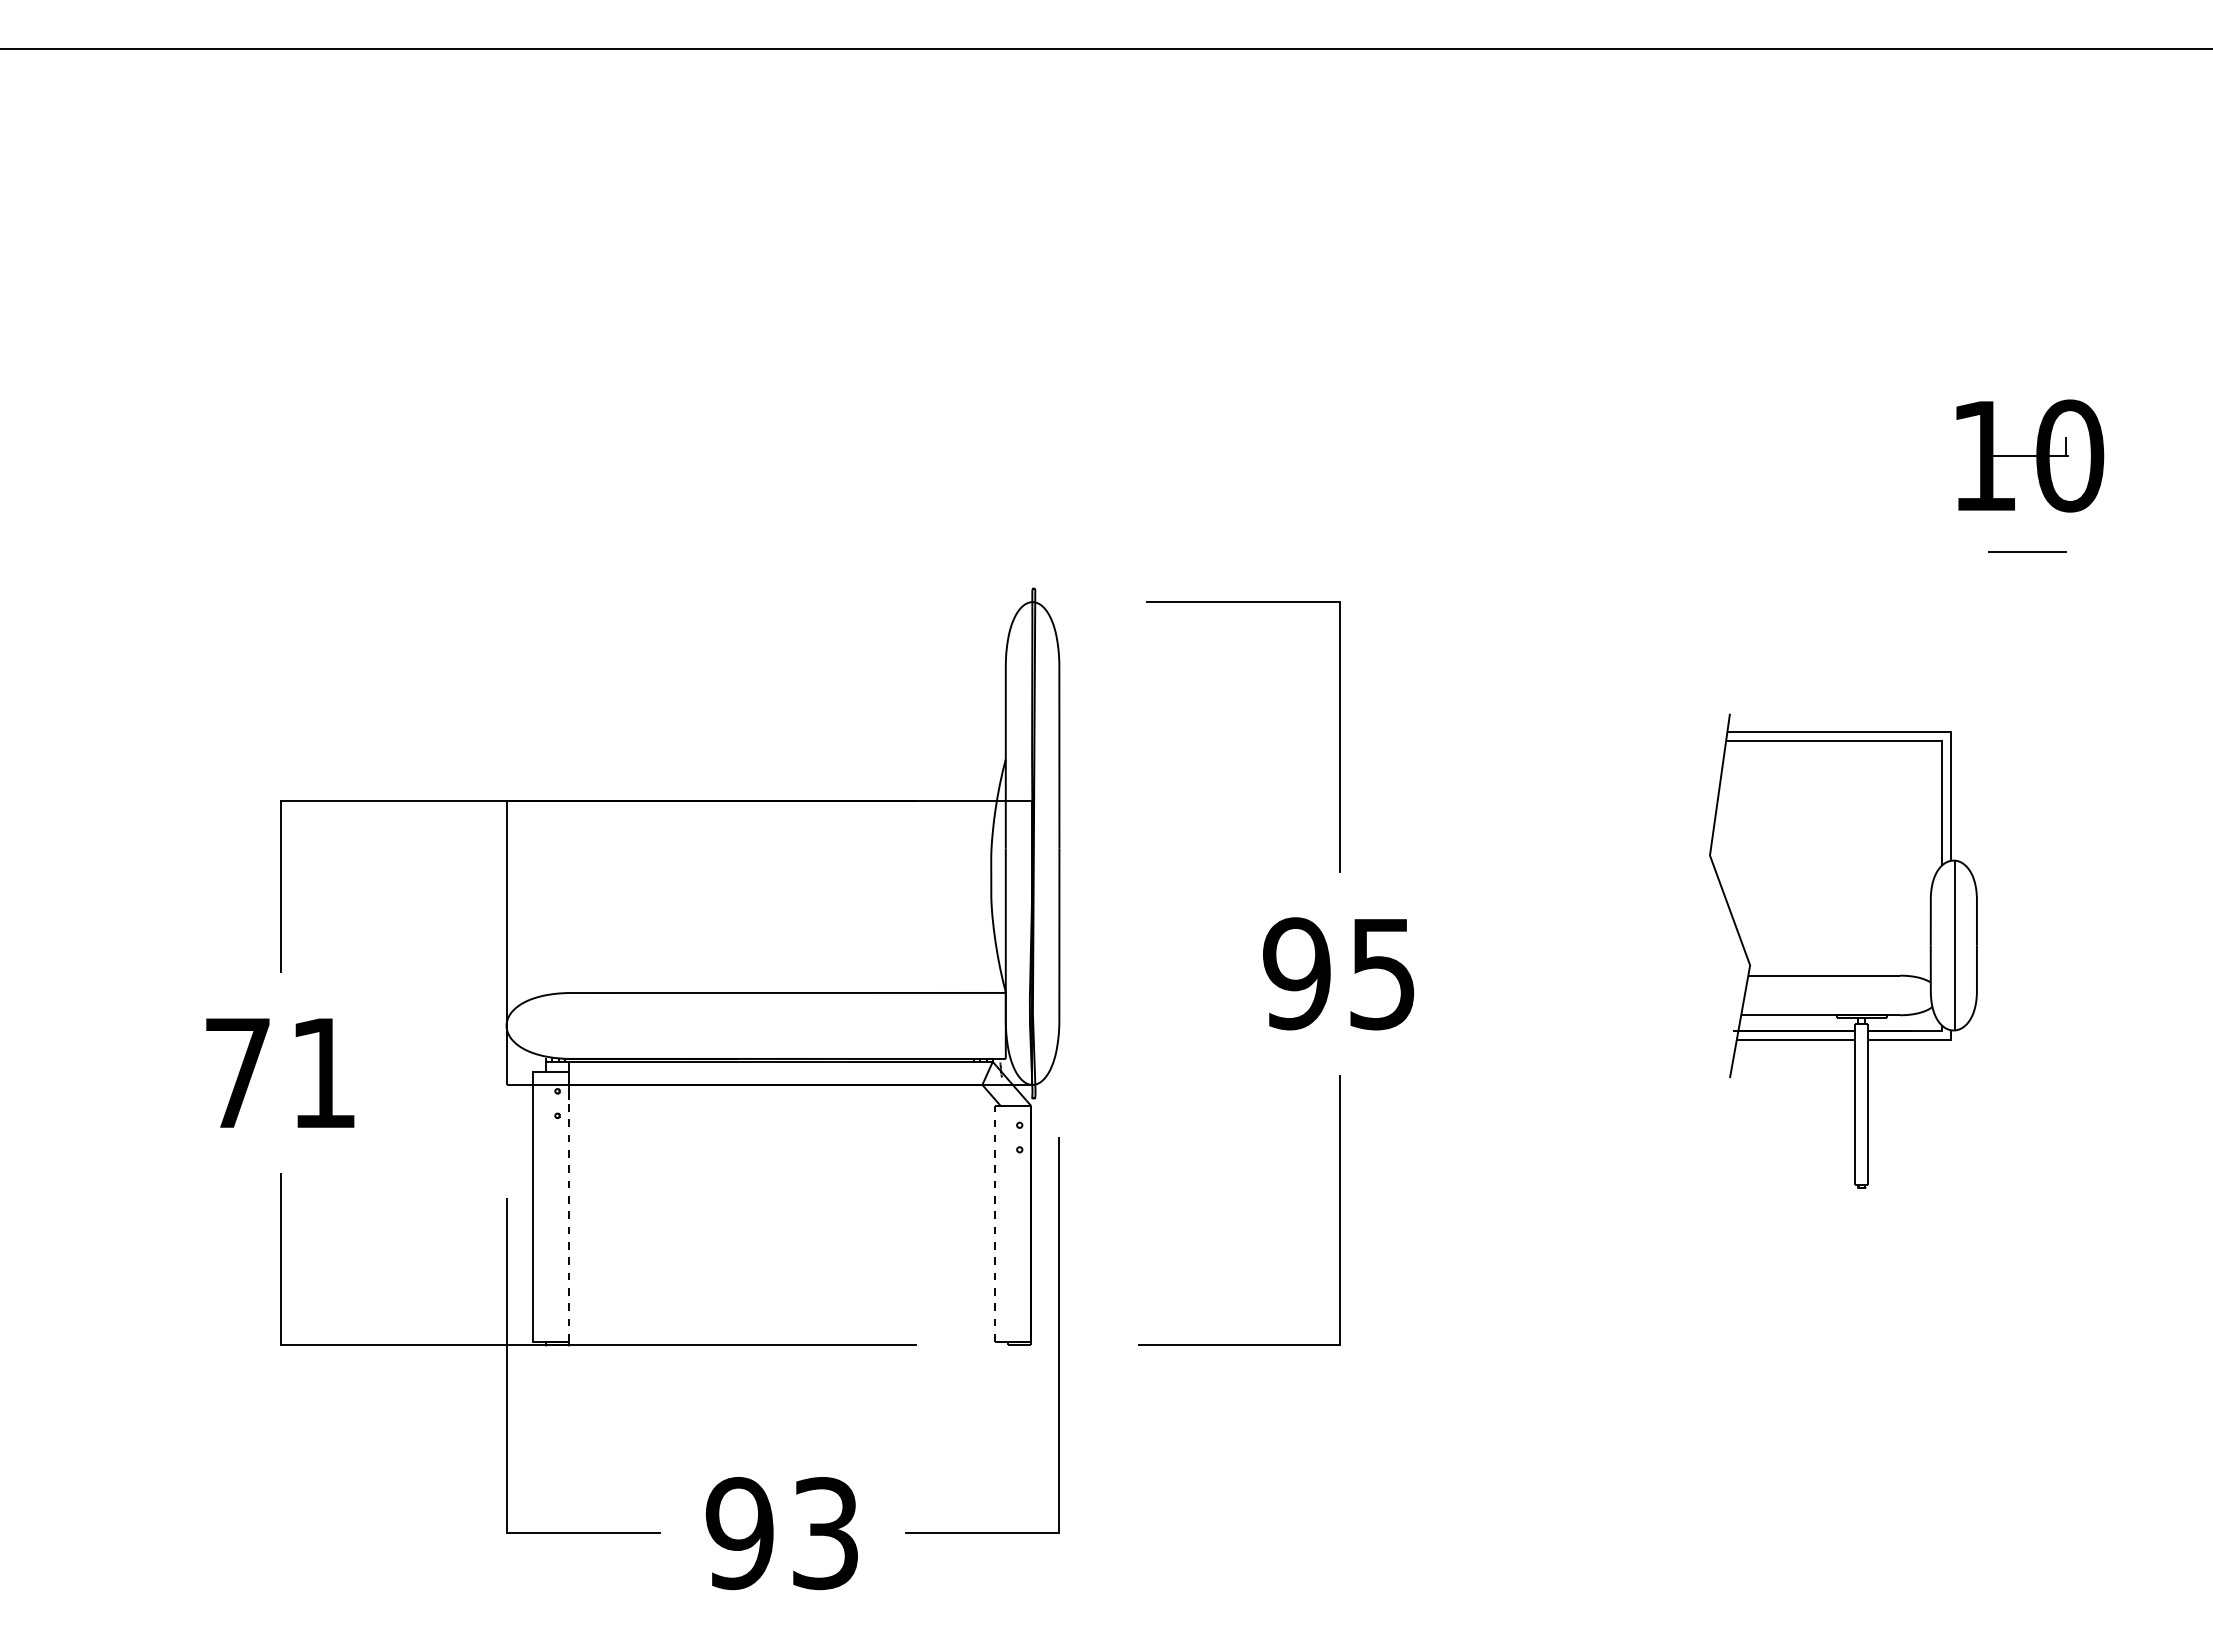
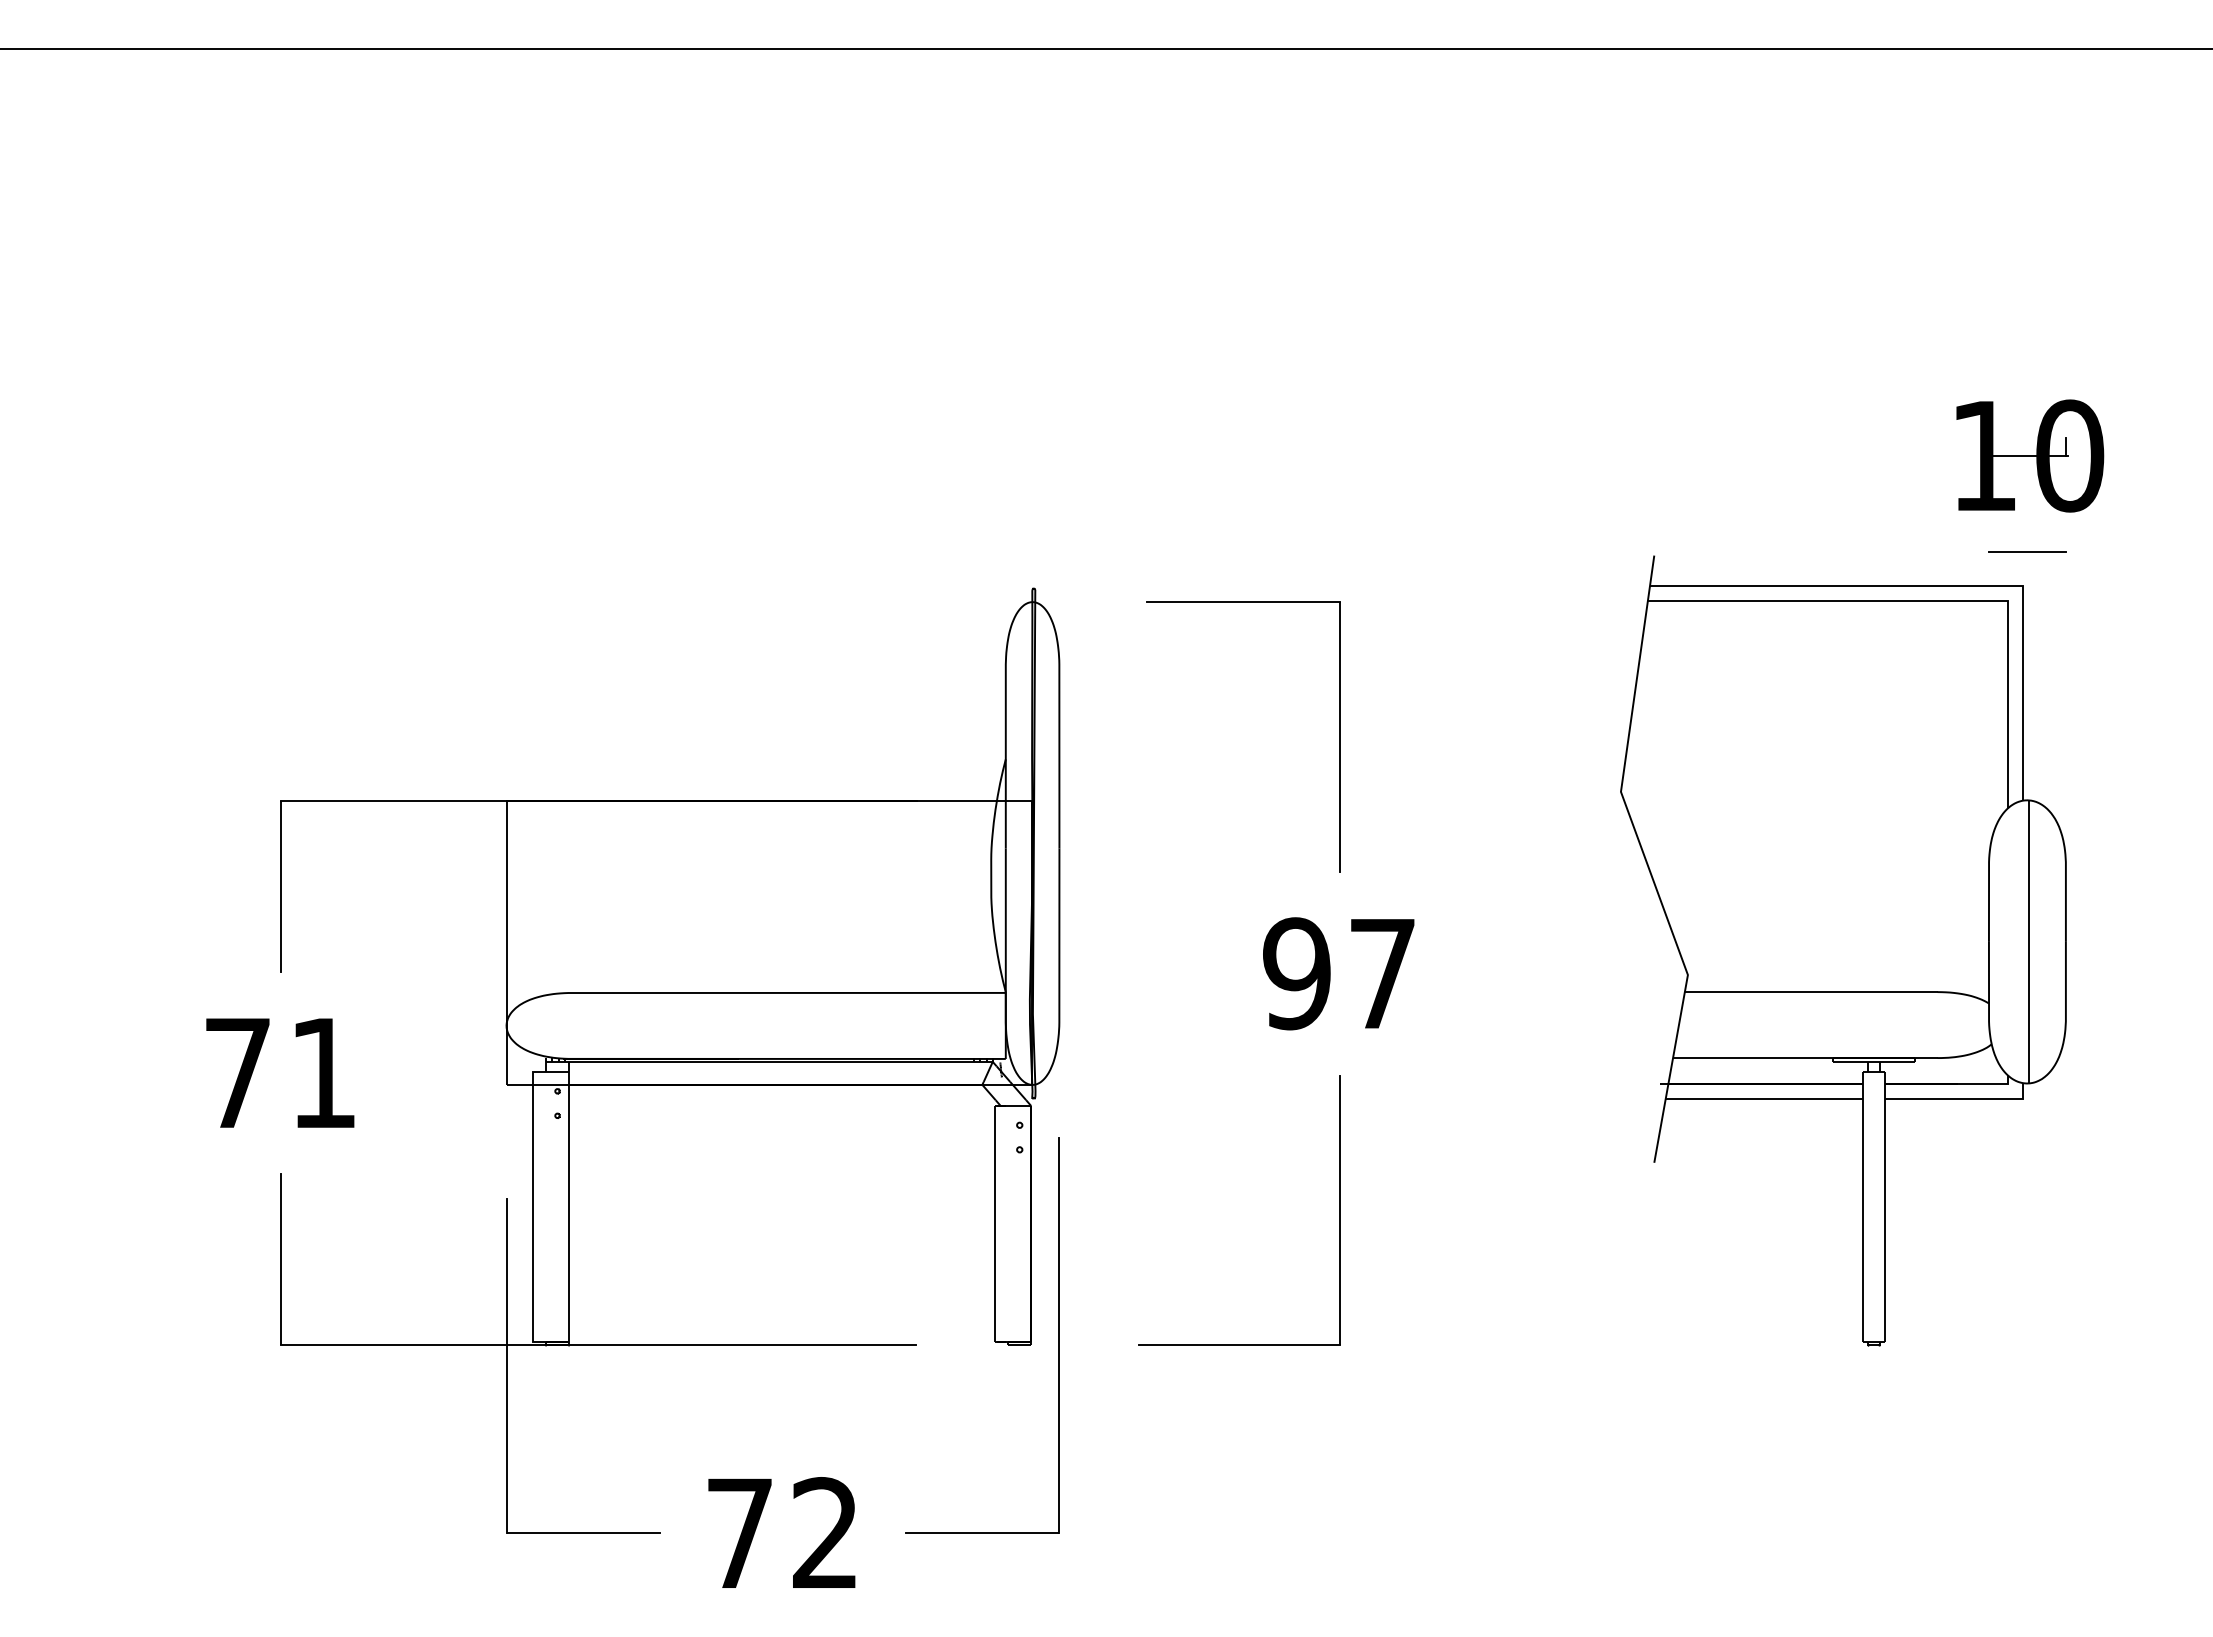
part size: 269x476 px -> 447x792 px (1843, 950)
text: 95 -> 97 (1382, 974)
line: dashed -> solid (569, 1220)
line: dashed -> solid (995, 1223)
text: 93 -> 72 (781, 1533)
